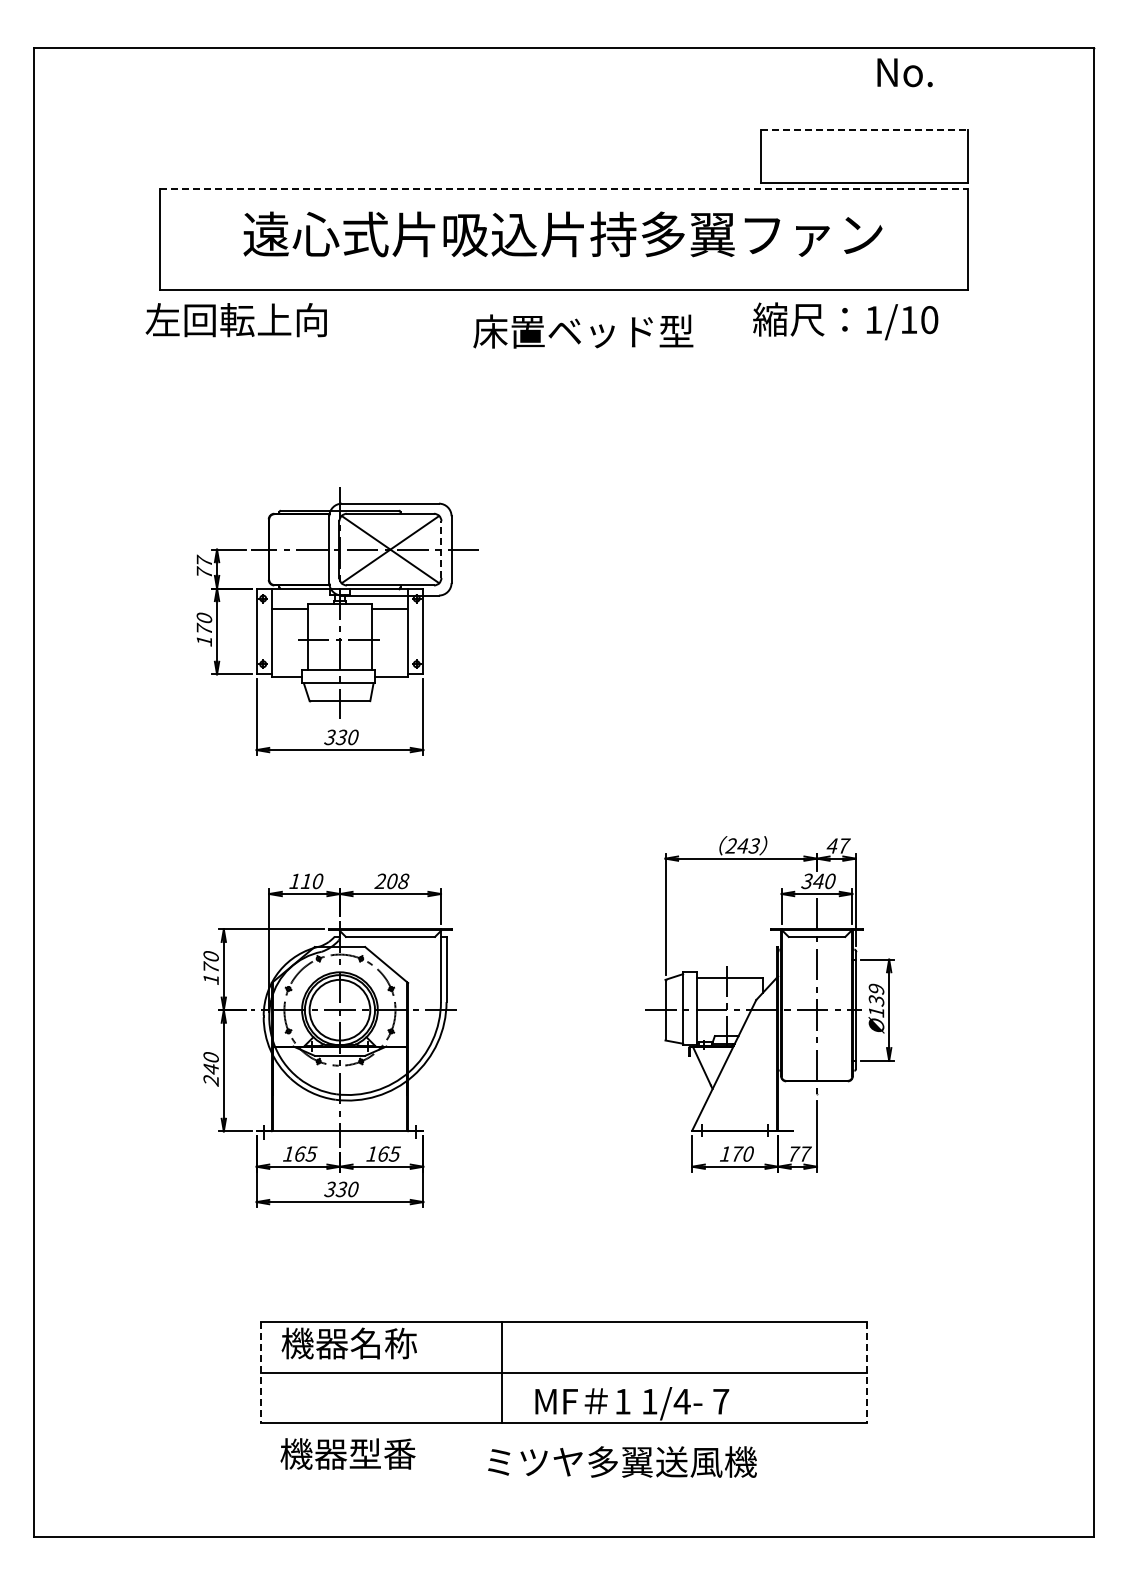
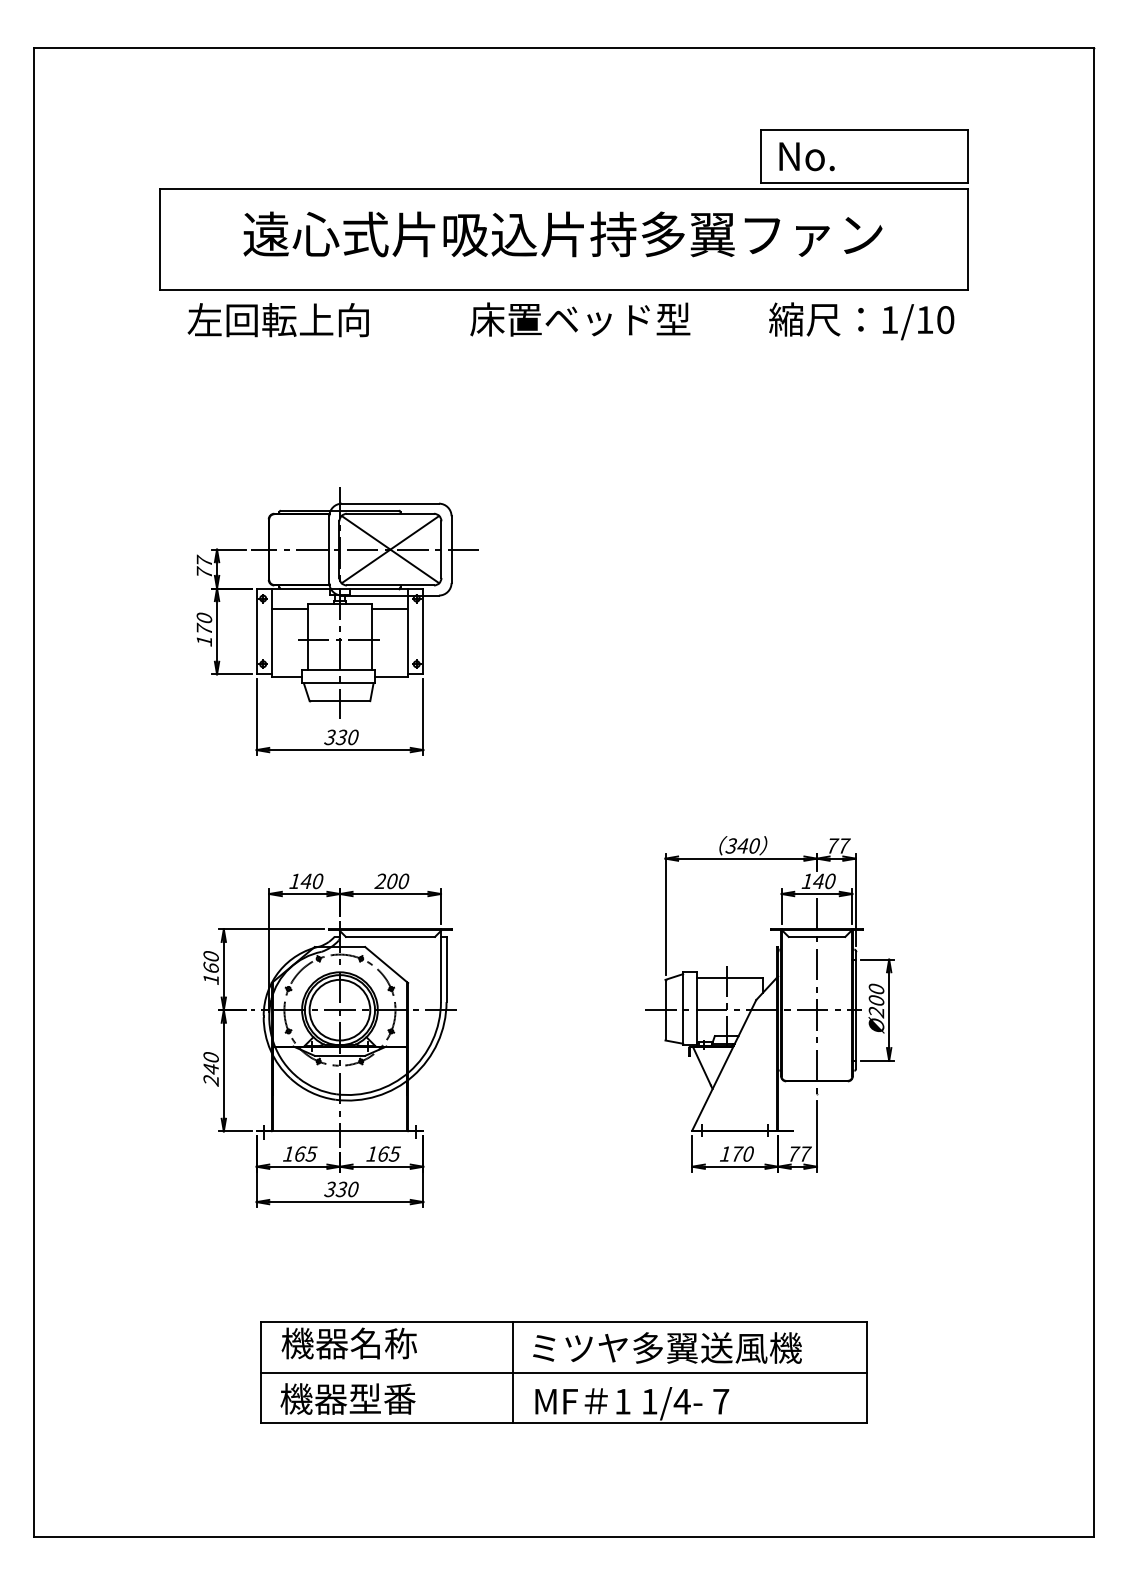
text position: (904, 72) -> (806, 156) (806, 156)
line: dashed -> solid (865, 130)
line: dashed -> solid (564, 189)
text position: (235, 320) -> (277, 320) (277, 320)
text position: (845, 321) -> (861, 321) (861, 321)
text position: (583, 331) -> (580, 319) (580, 319)
line: dashed -> solid (441, 549)
text: 243 -> 340 (742, 845)
text: 47 -> 77 (832, 845)
text: 110 -> 140 (305, 880)
text: 208 -> 200 (403, 881)
text: 340 -> 140 (806, 881)
text: 170 -> 160 (210, 966)
text: Ø139 -> Ø200 (876, 1000)
line: dashed -> solid (260, 1372)
line position: (502, 1372) -> (513, 1372) (513, 1372)
line: dashed -> solid (867, 1372)
text position: (347, 1453) -> (347, 1398) (347, 1398)
text position: (622, 1461) -> (667, 1347) (667, 1347)
